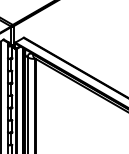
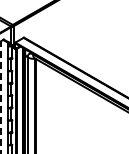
line: solid -> dashed (0, 97)
